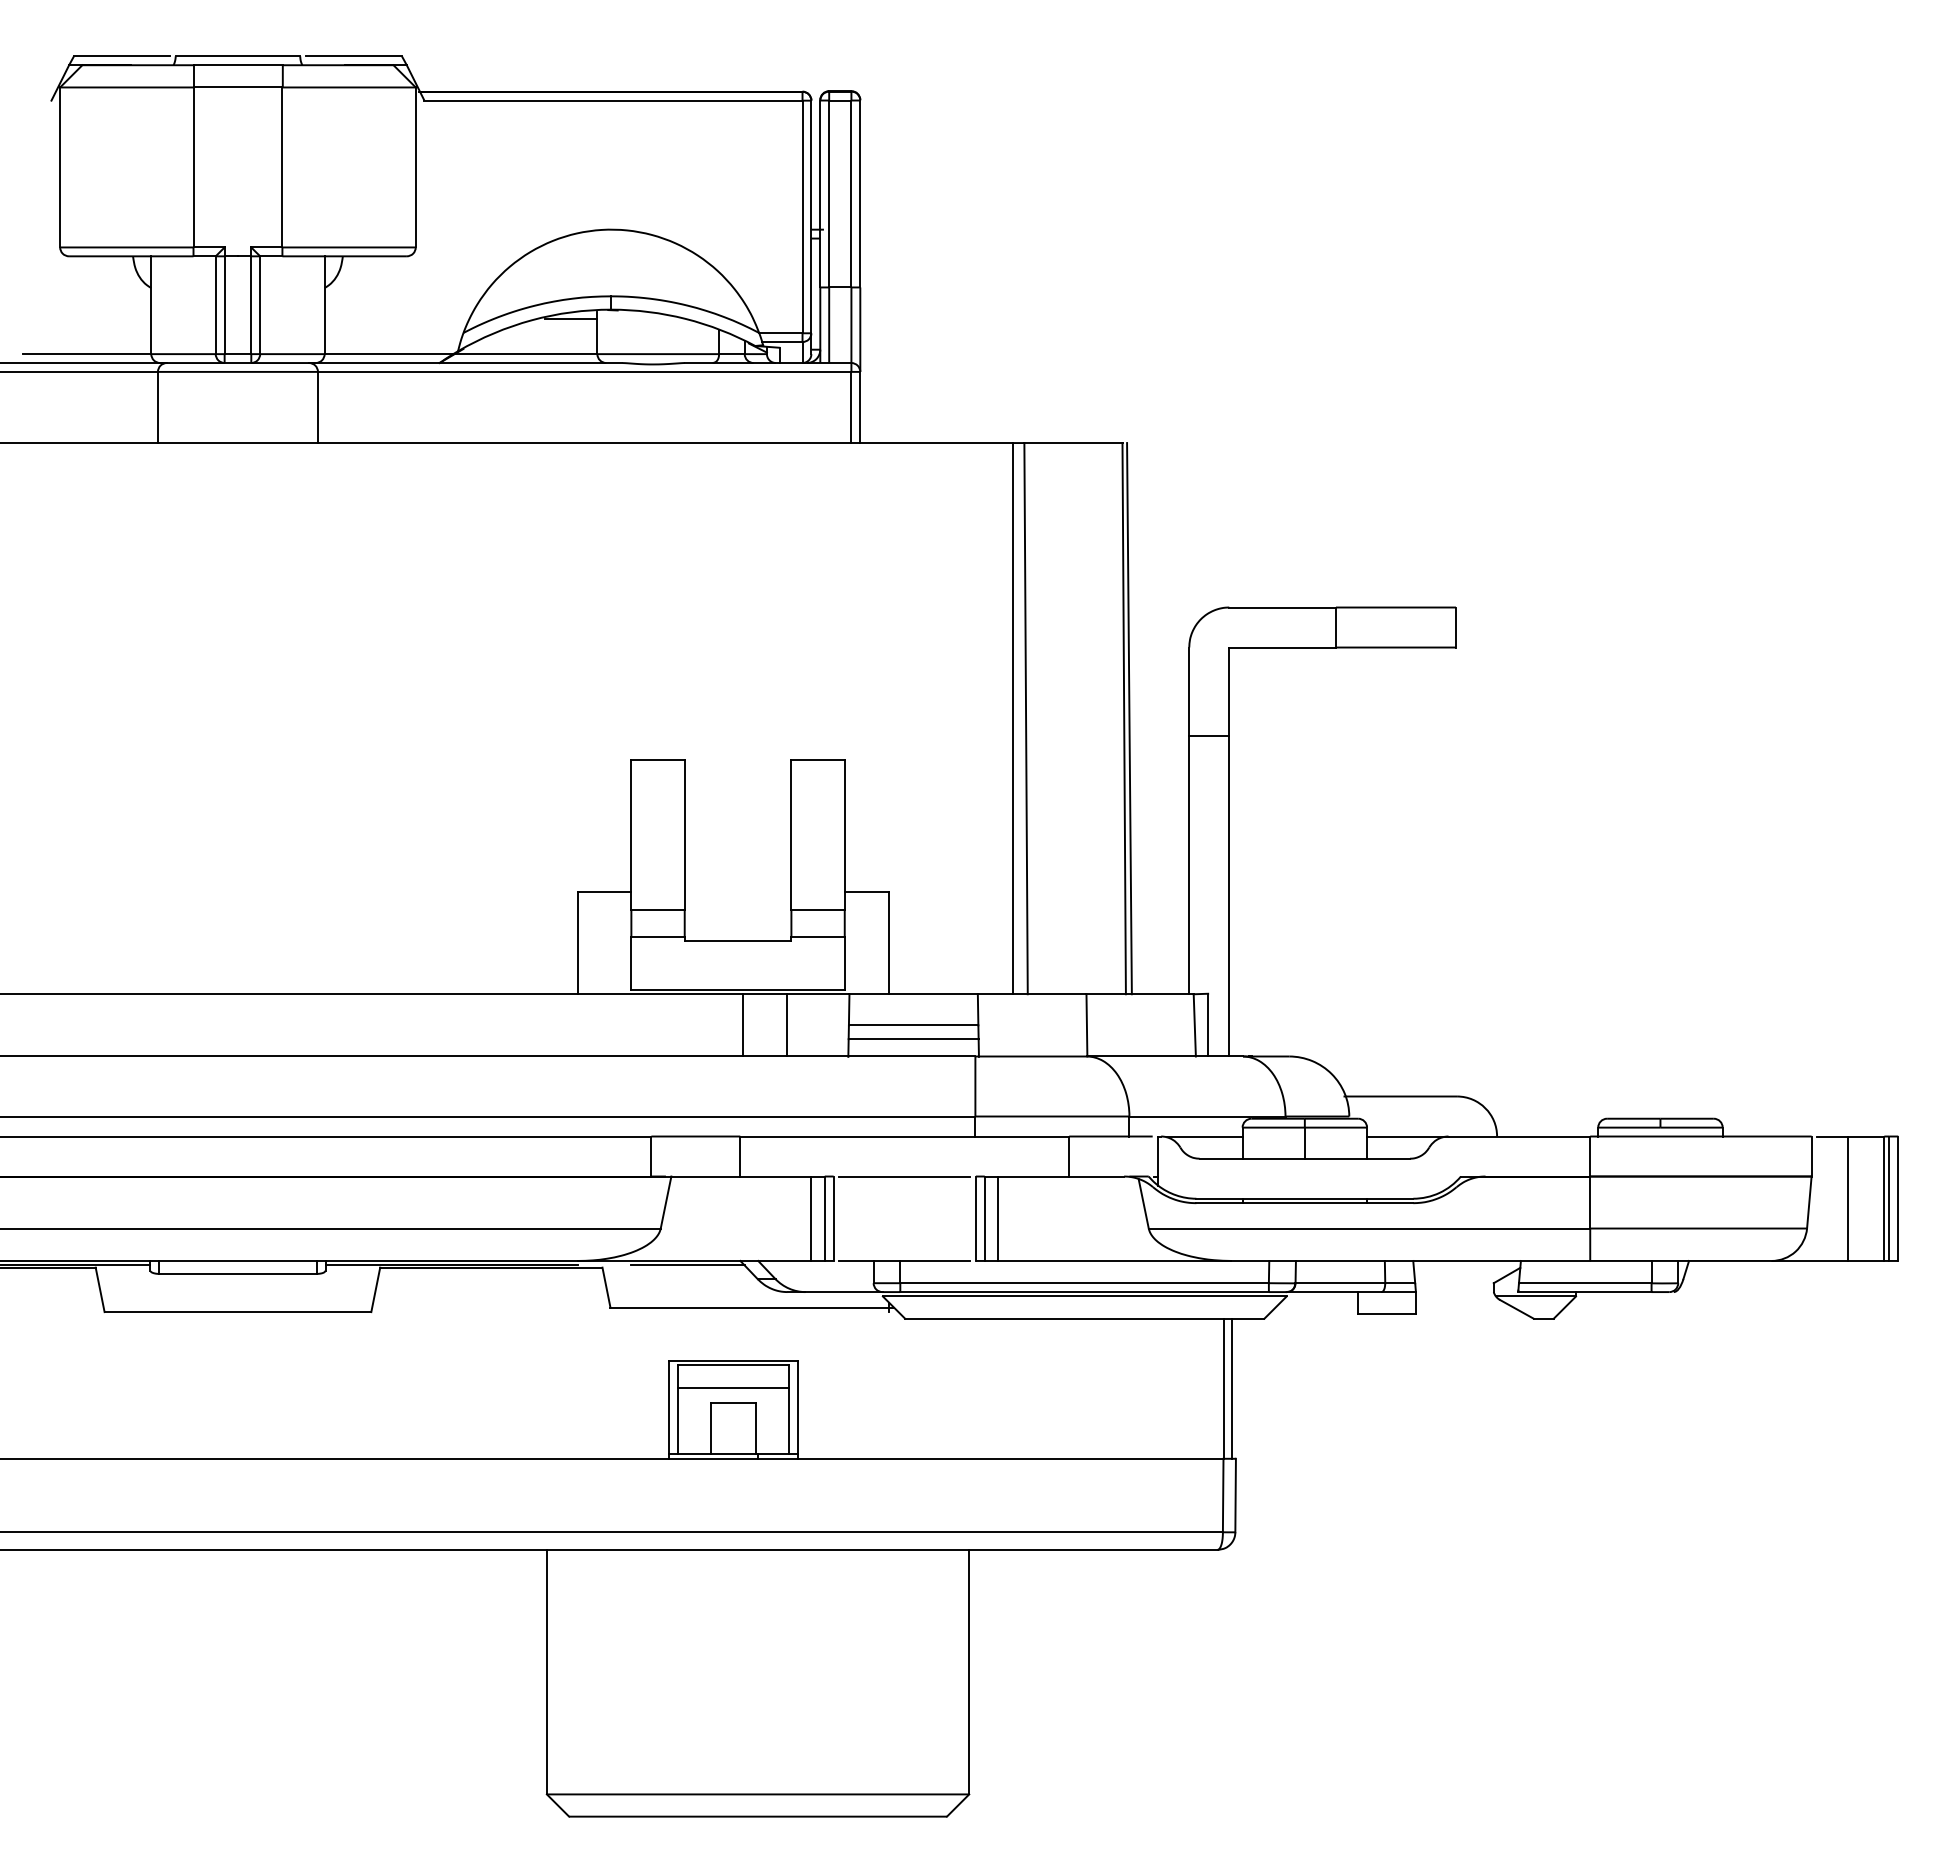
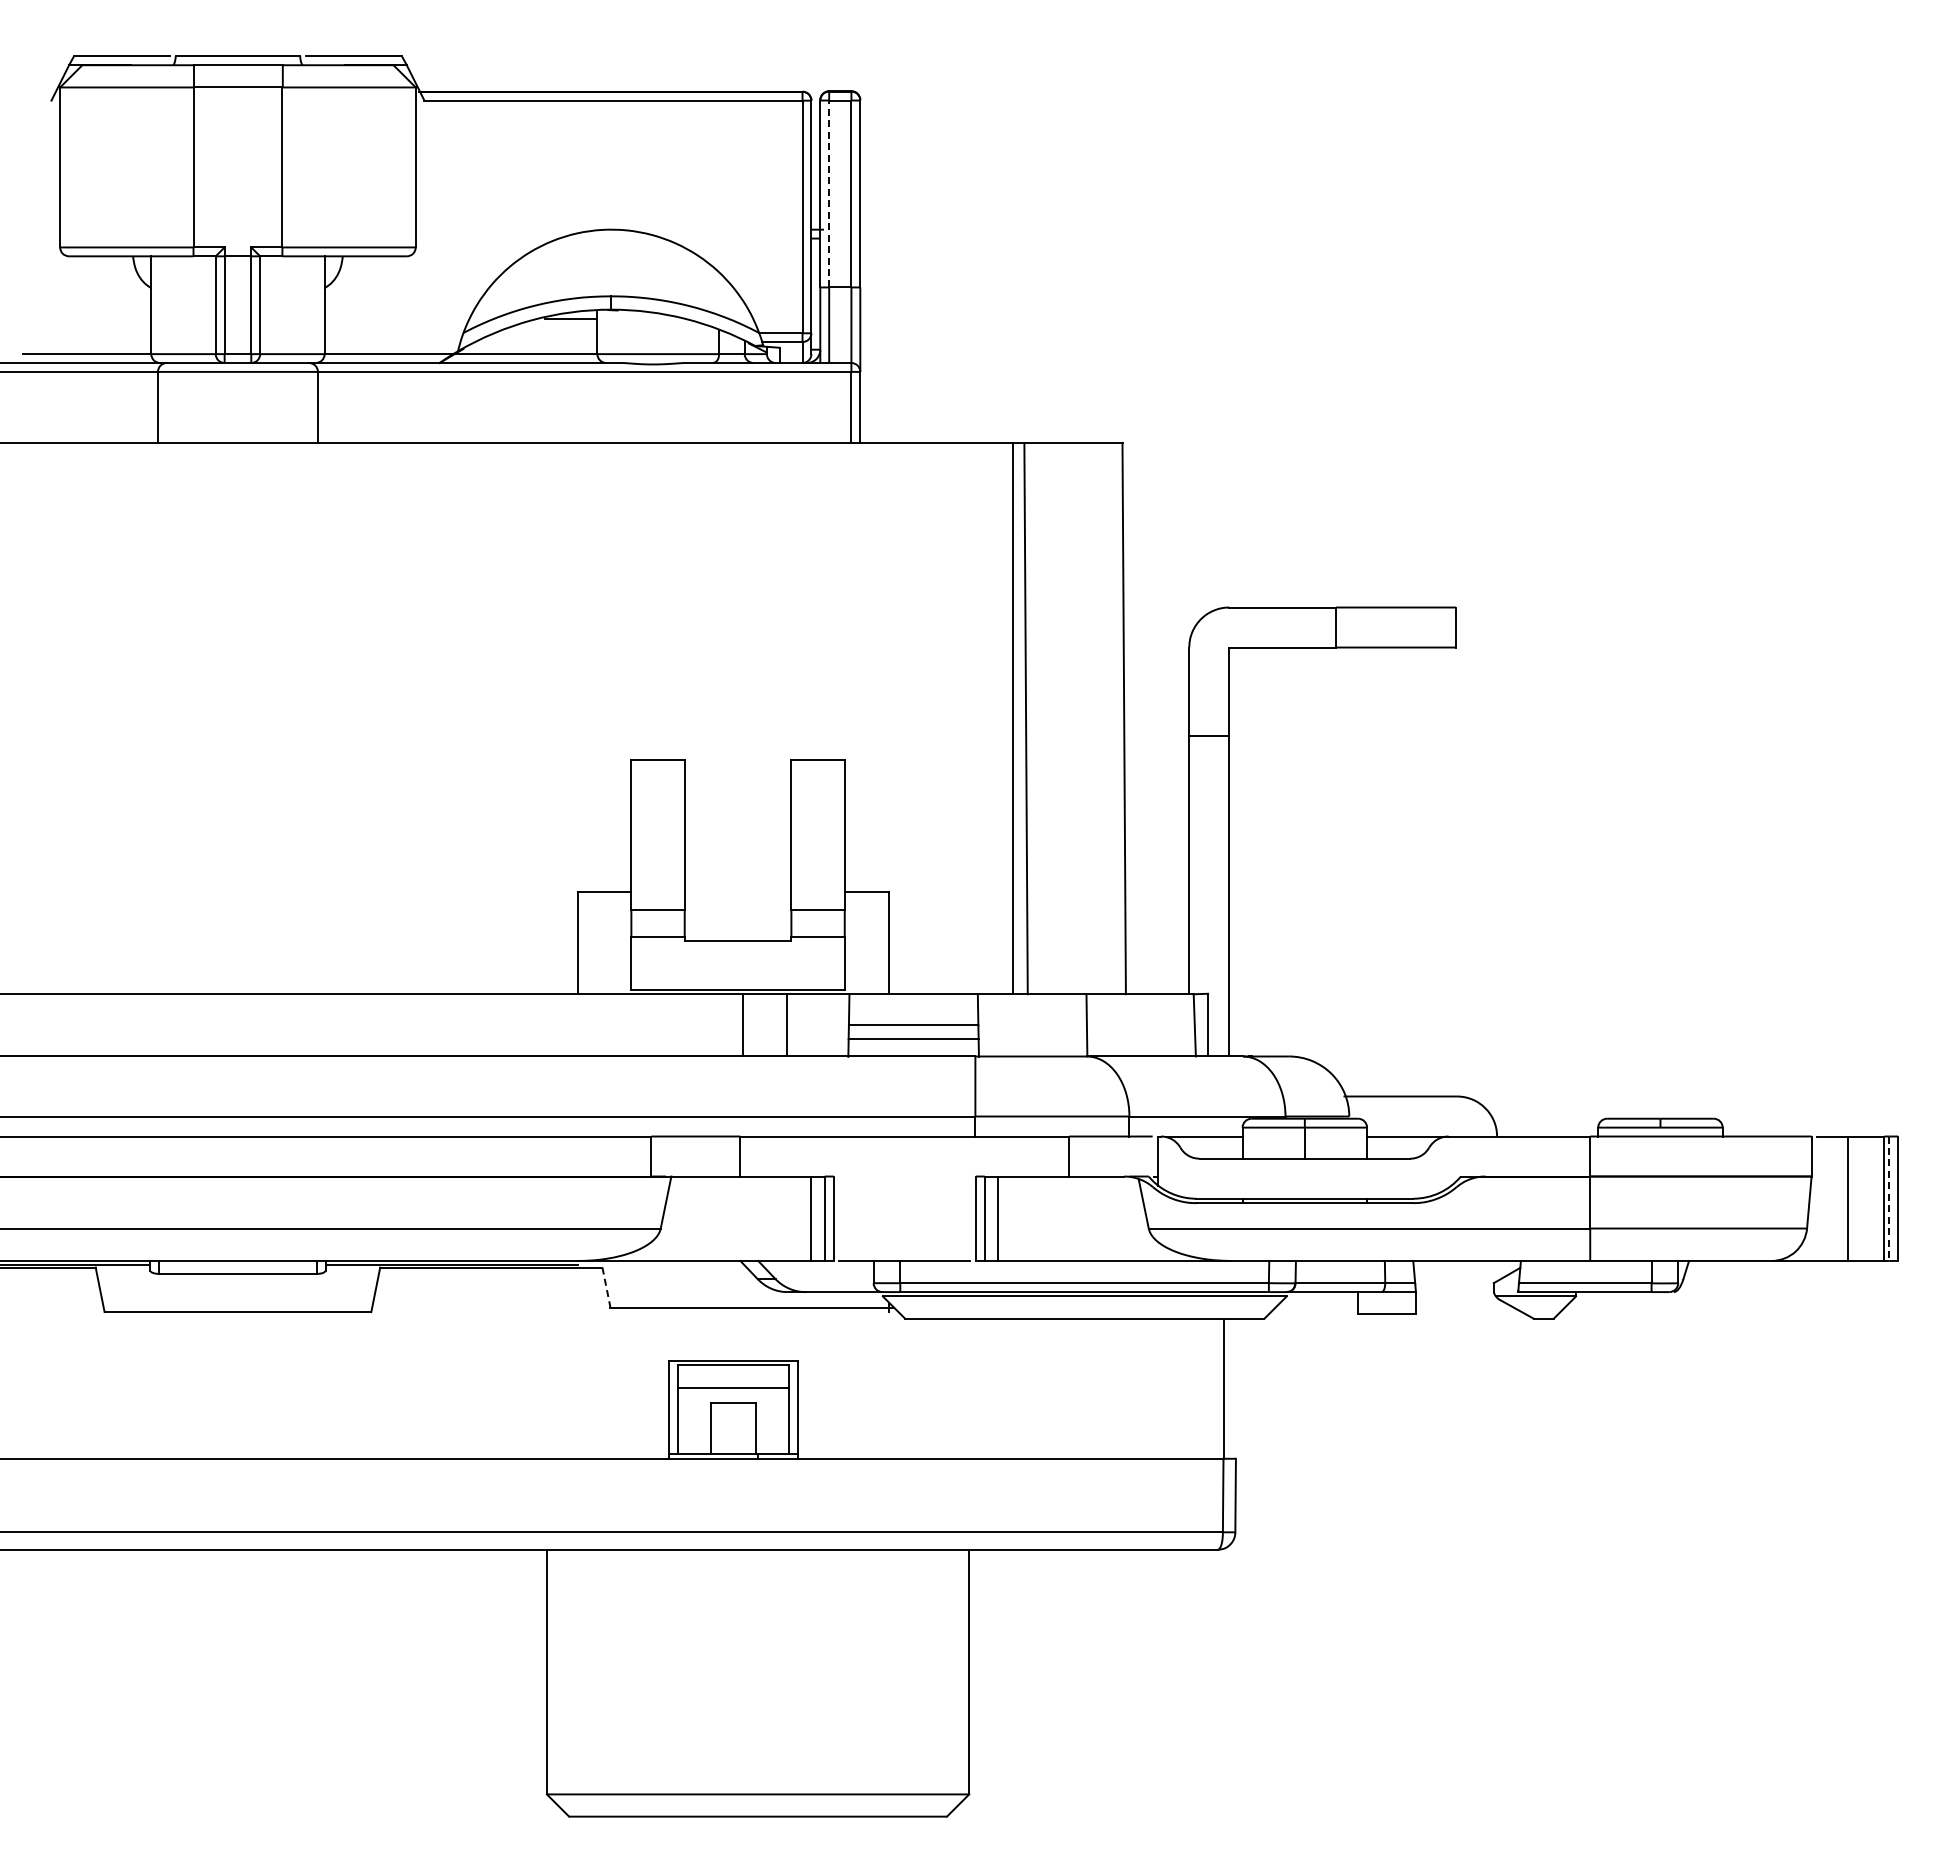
line: solid -> dashed (829, 193)
line: present -> none (1129, 718)
line: present -> none (904, 1176)
line: solid -> dashed (1889, 1199)
line: present -> none (687, 1265)
line: solid -> dashed (606, 1288)
line: present -> none (1232, 1388)
